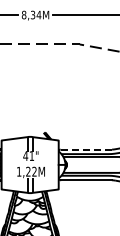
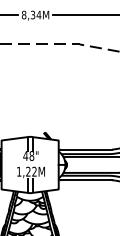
line: dashed -> solid (86, 149)
text: 41" -> 48" (31, 155)
